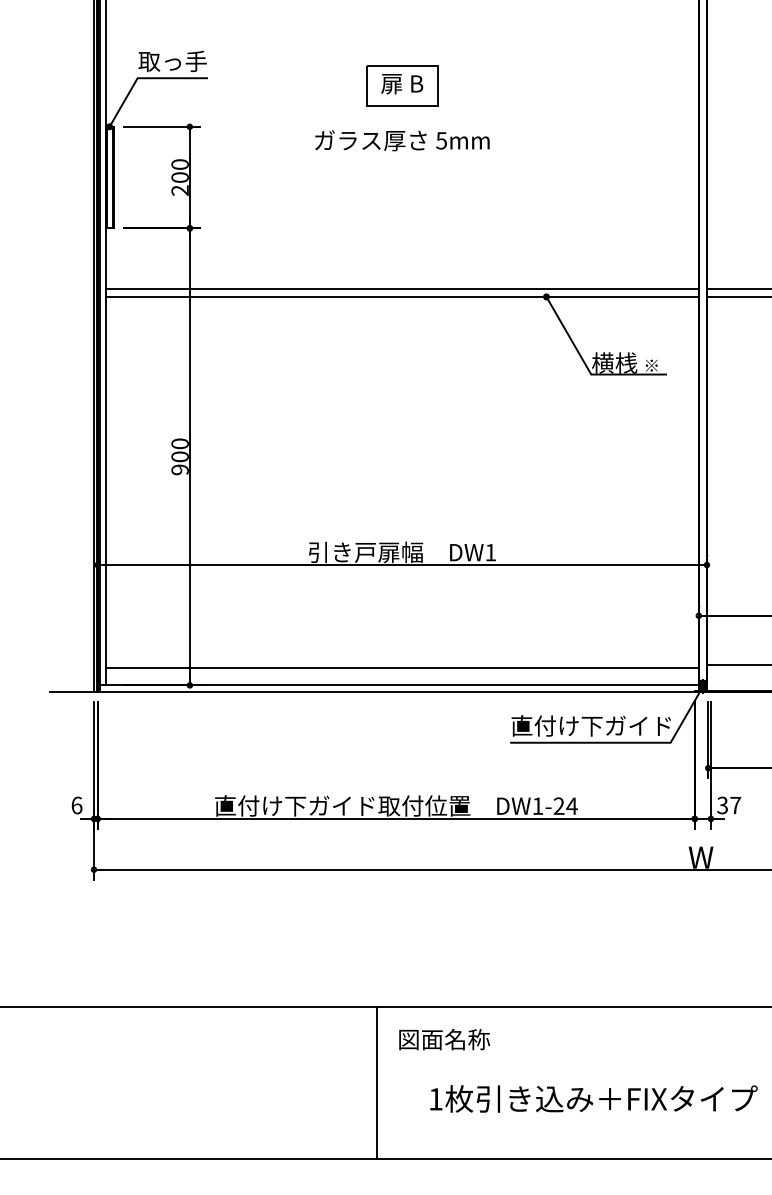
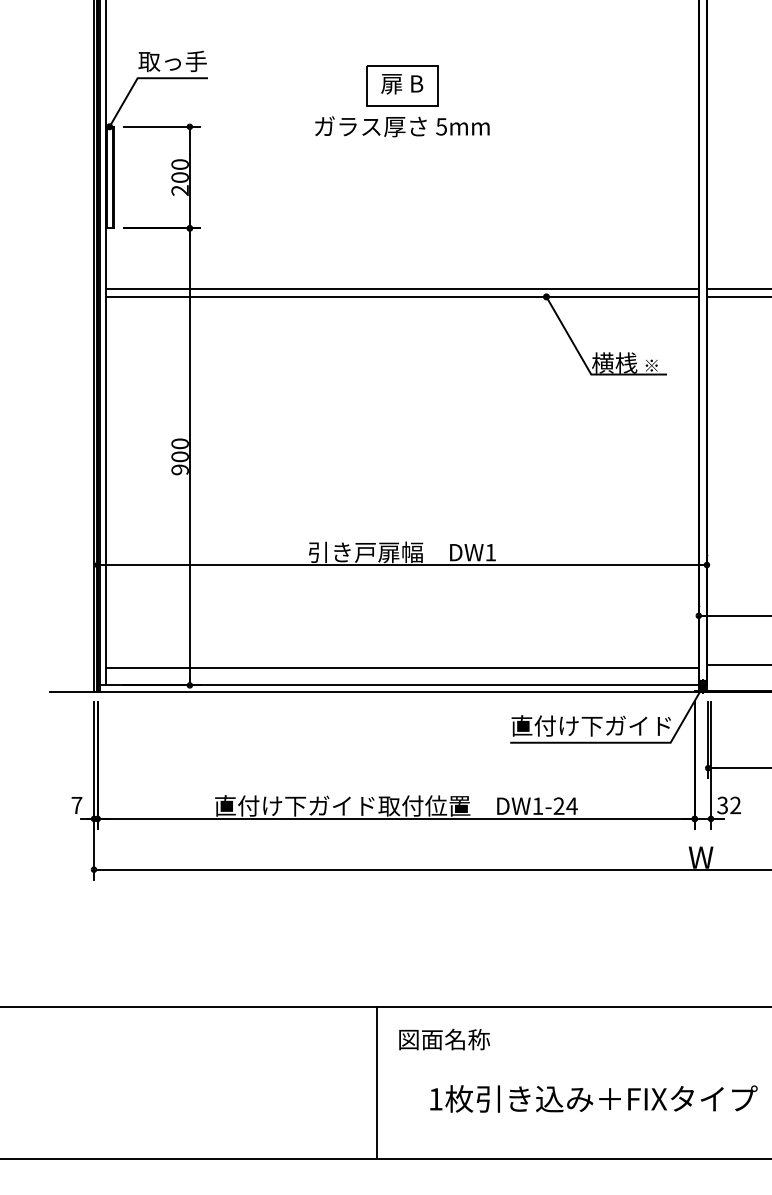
text position: (402, 140) -> (402, 126) (402, 126)
text: 6 -> 7 (76, 805)
text: 37 -> 32 (735, 805)
